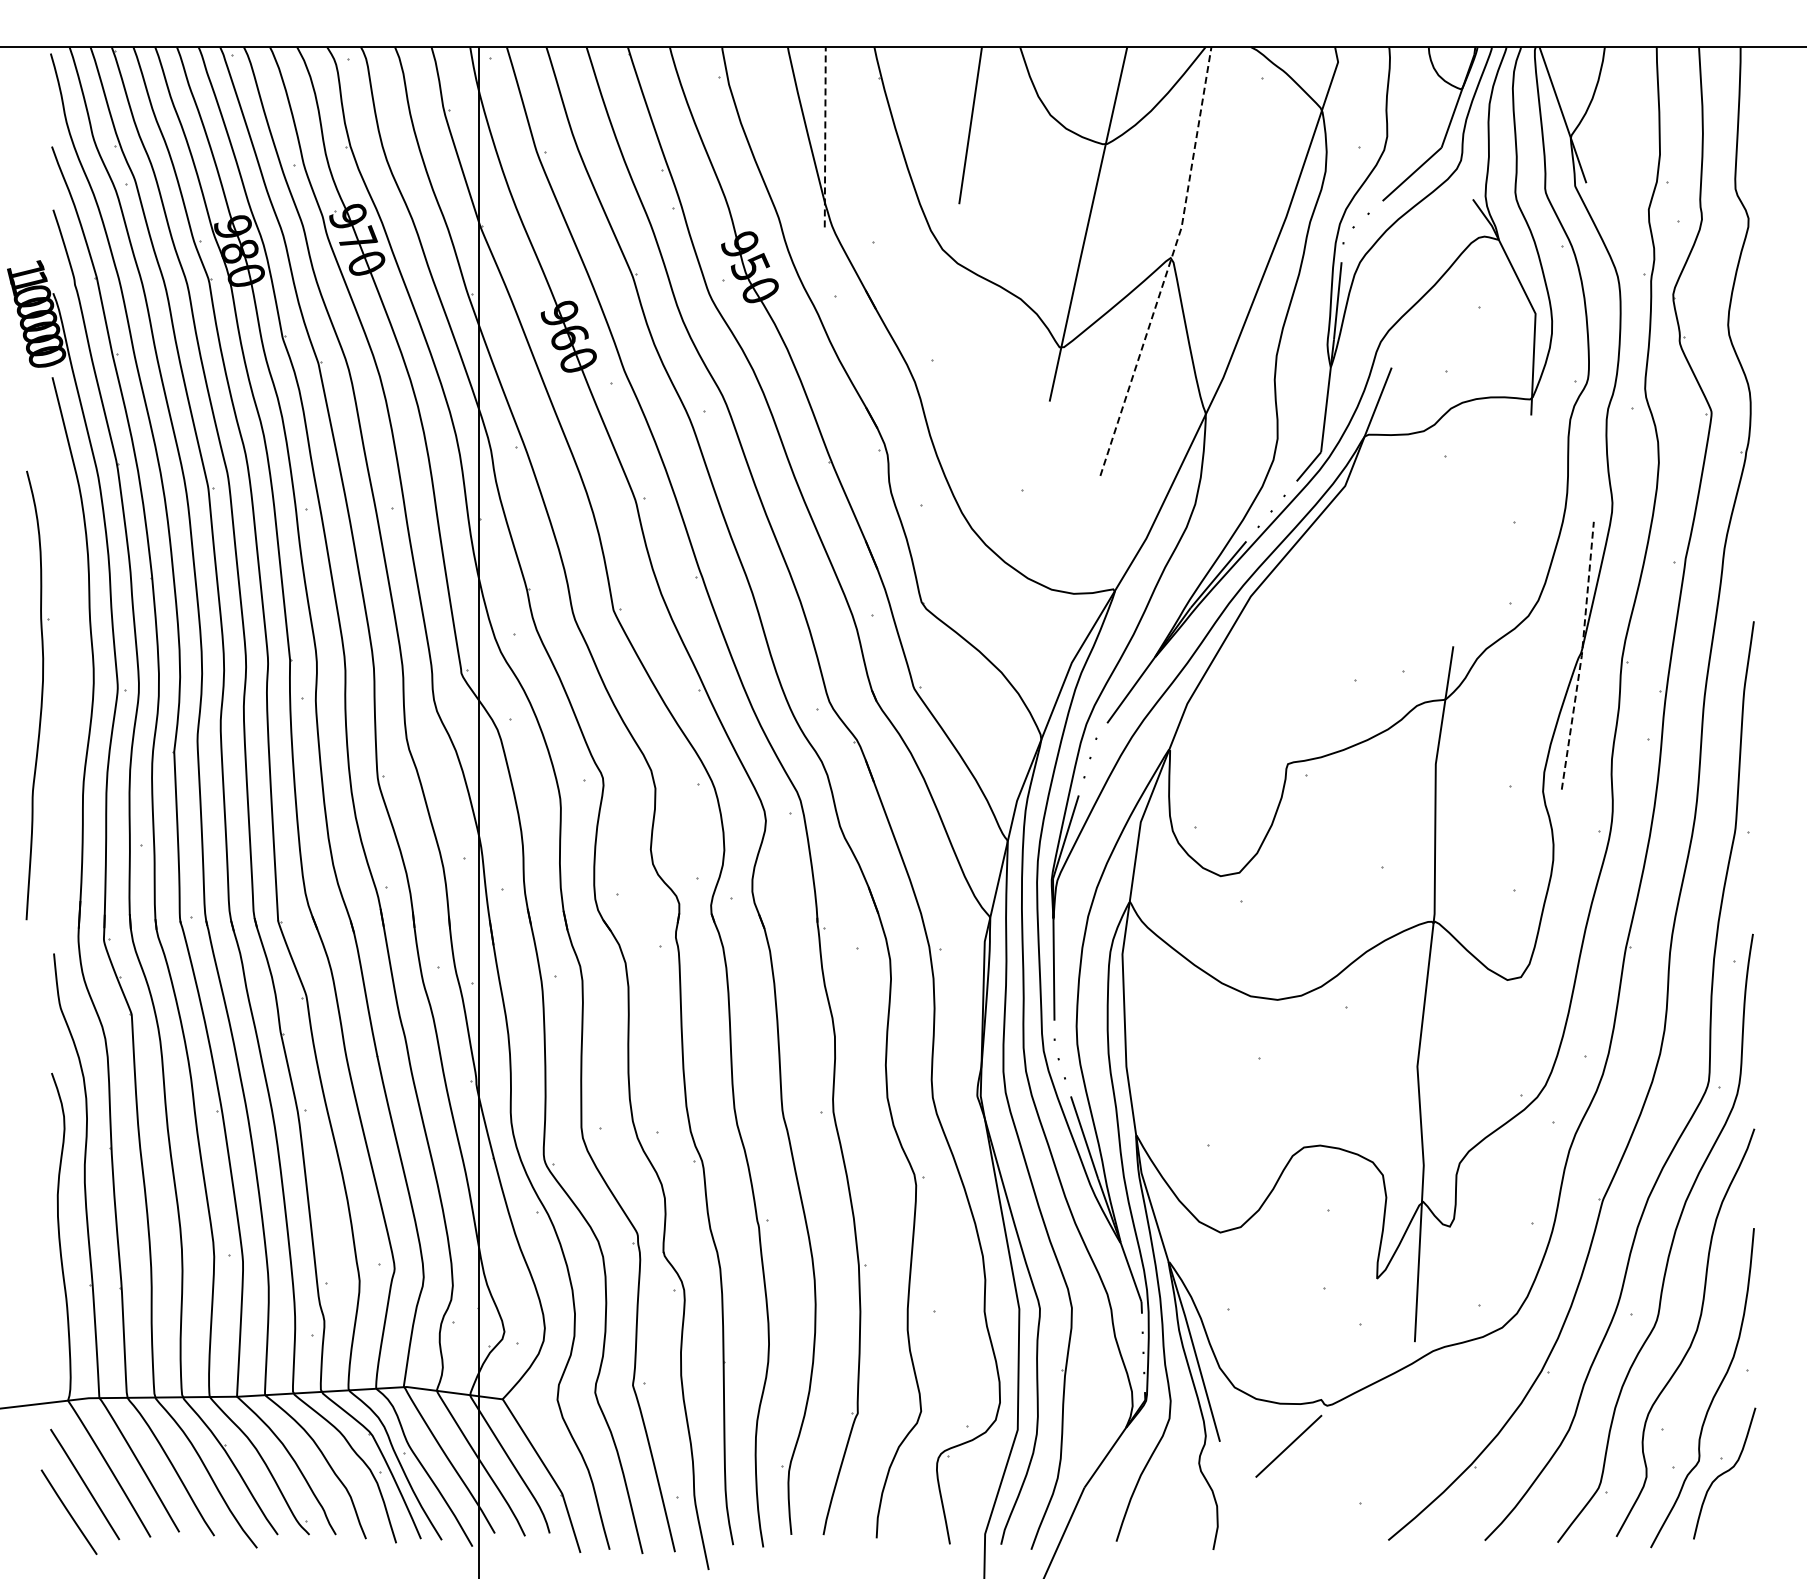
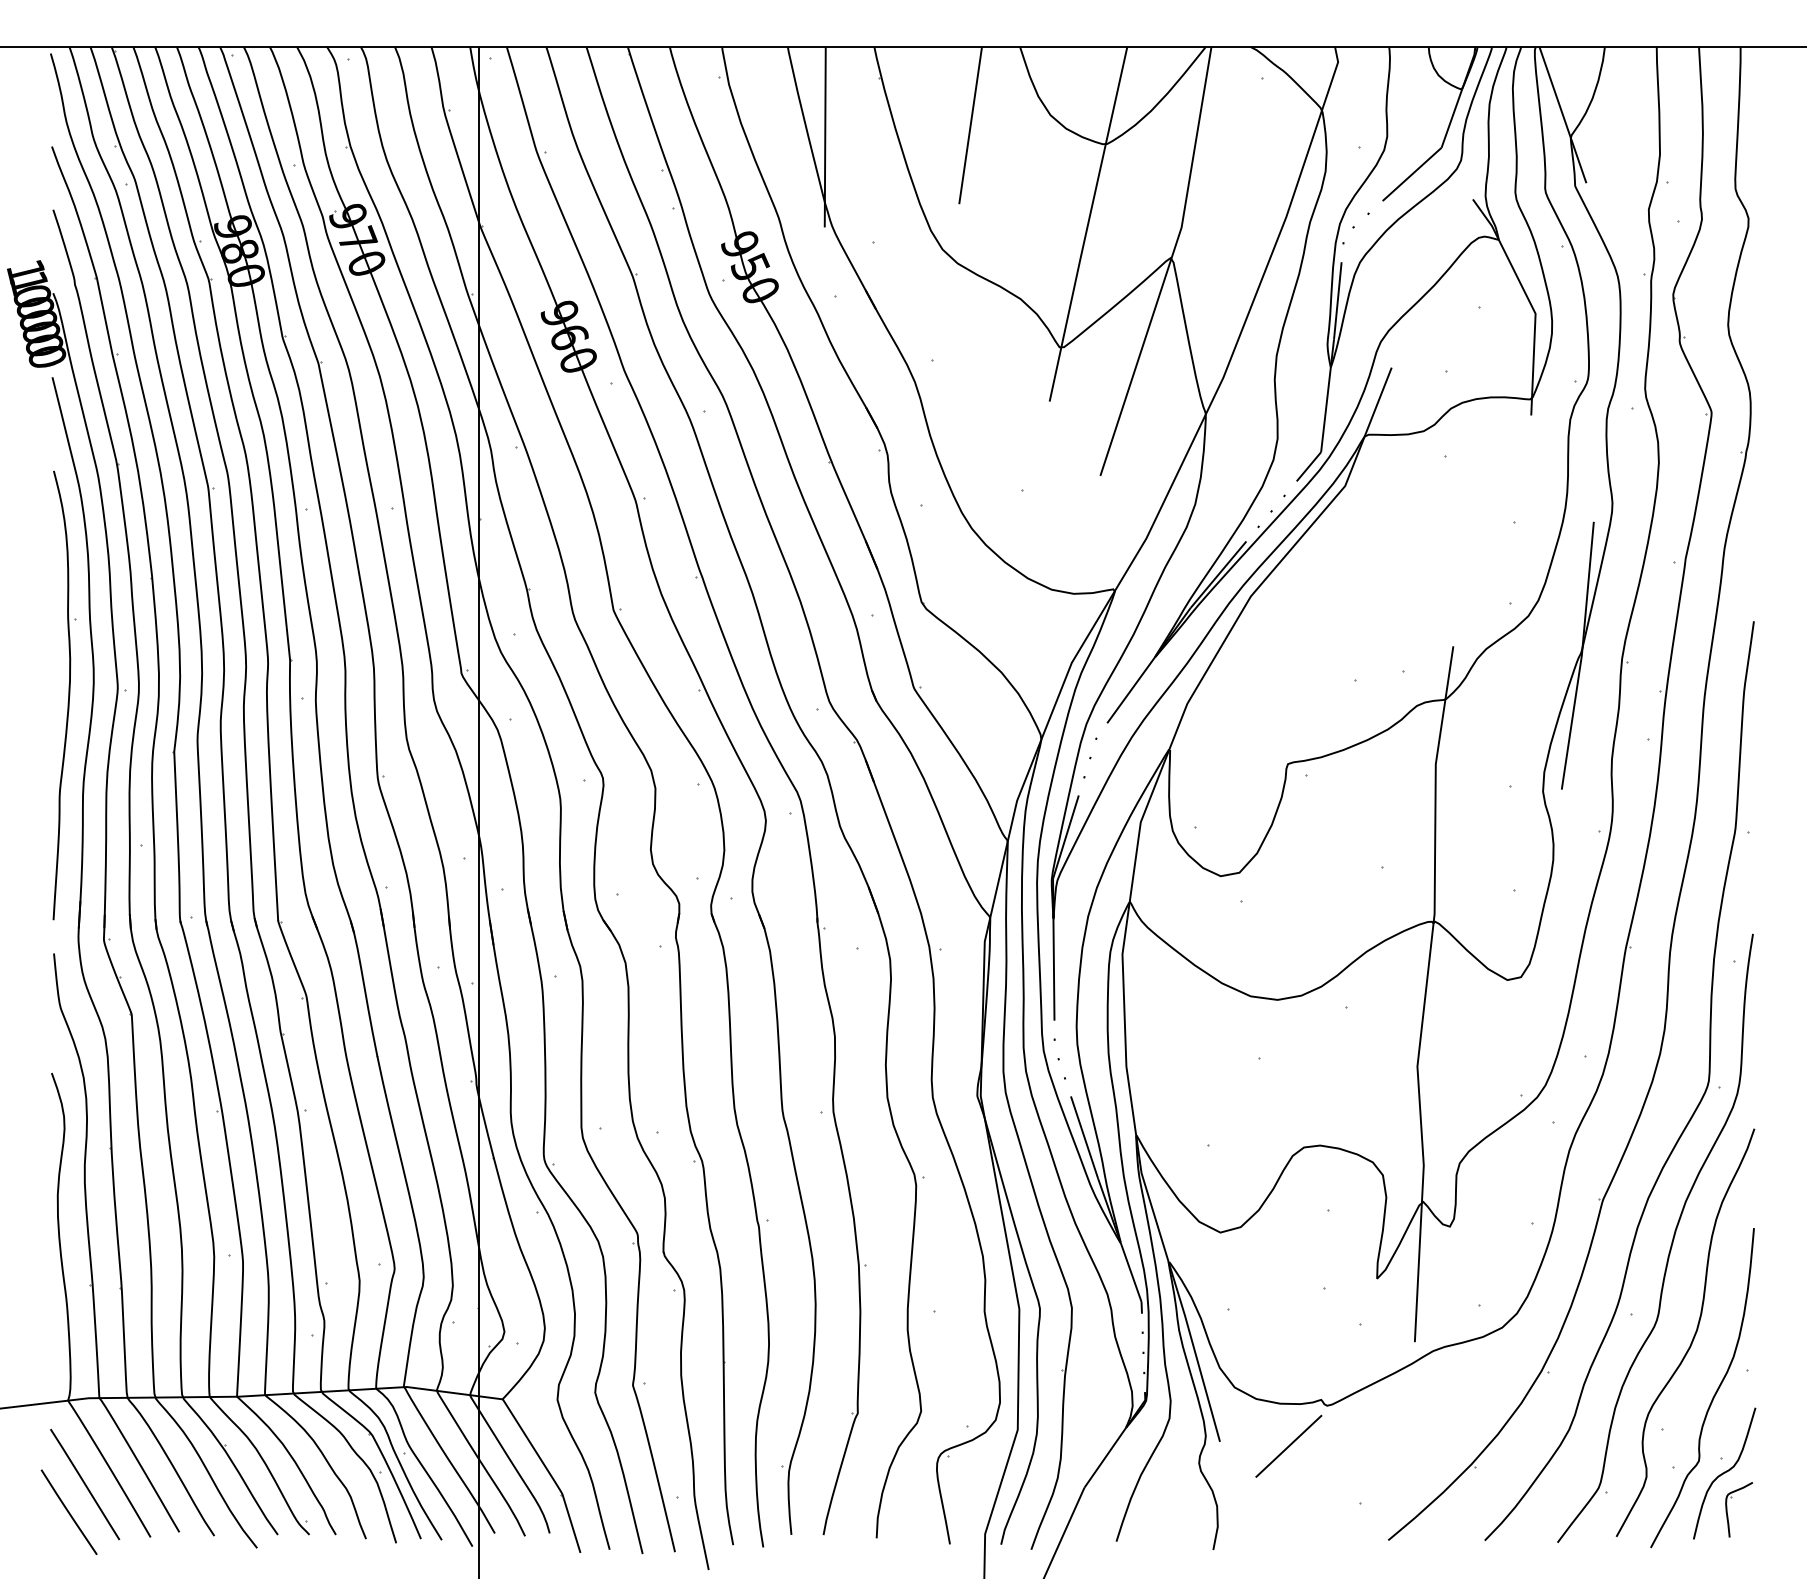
line: dashed -> solid (825, 136)
line: dashed -> solid (1169, 264)
line: dashed -> solid (1581, 655)
part position: (37, 695) -> (64, 695) (64, 695)
part: none -> present (1727, 1509)
